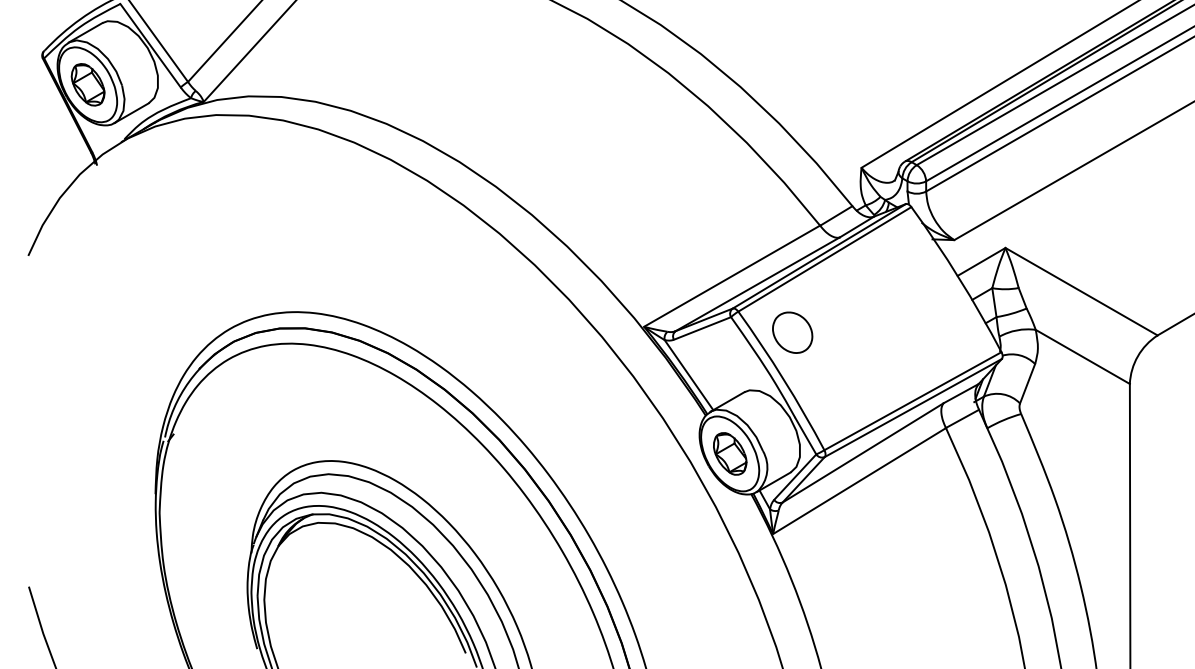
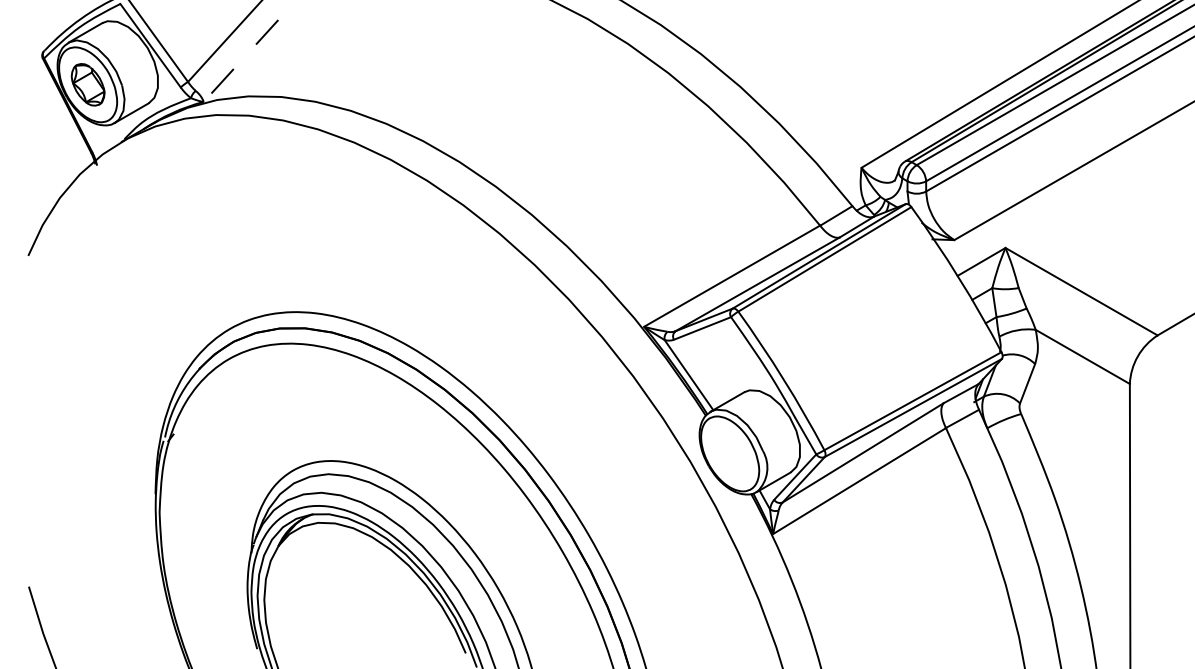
line: solid -> dashed (249, 51)
part: present -> none (792, 332)
part: present -> none (730, 453)
